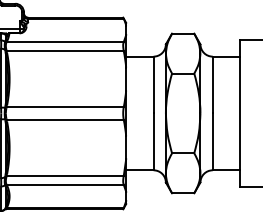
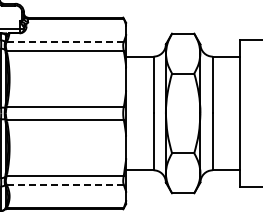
line: solid -> dashed (65, 41)
line: solid -> dashed (65, 184)
